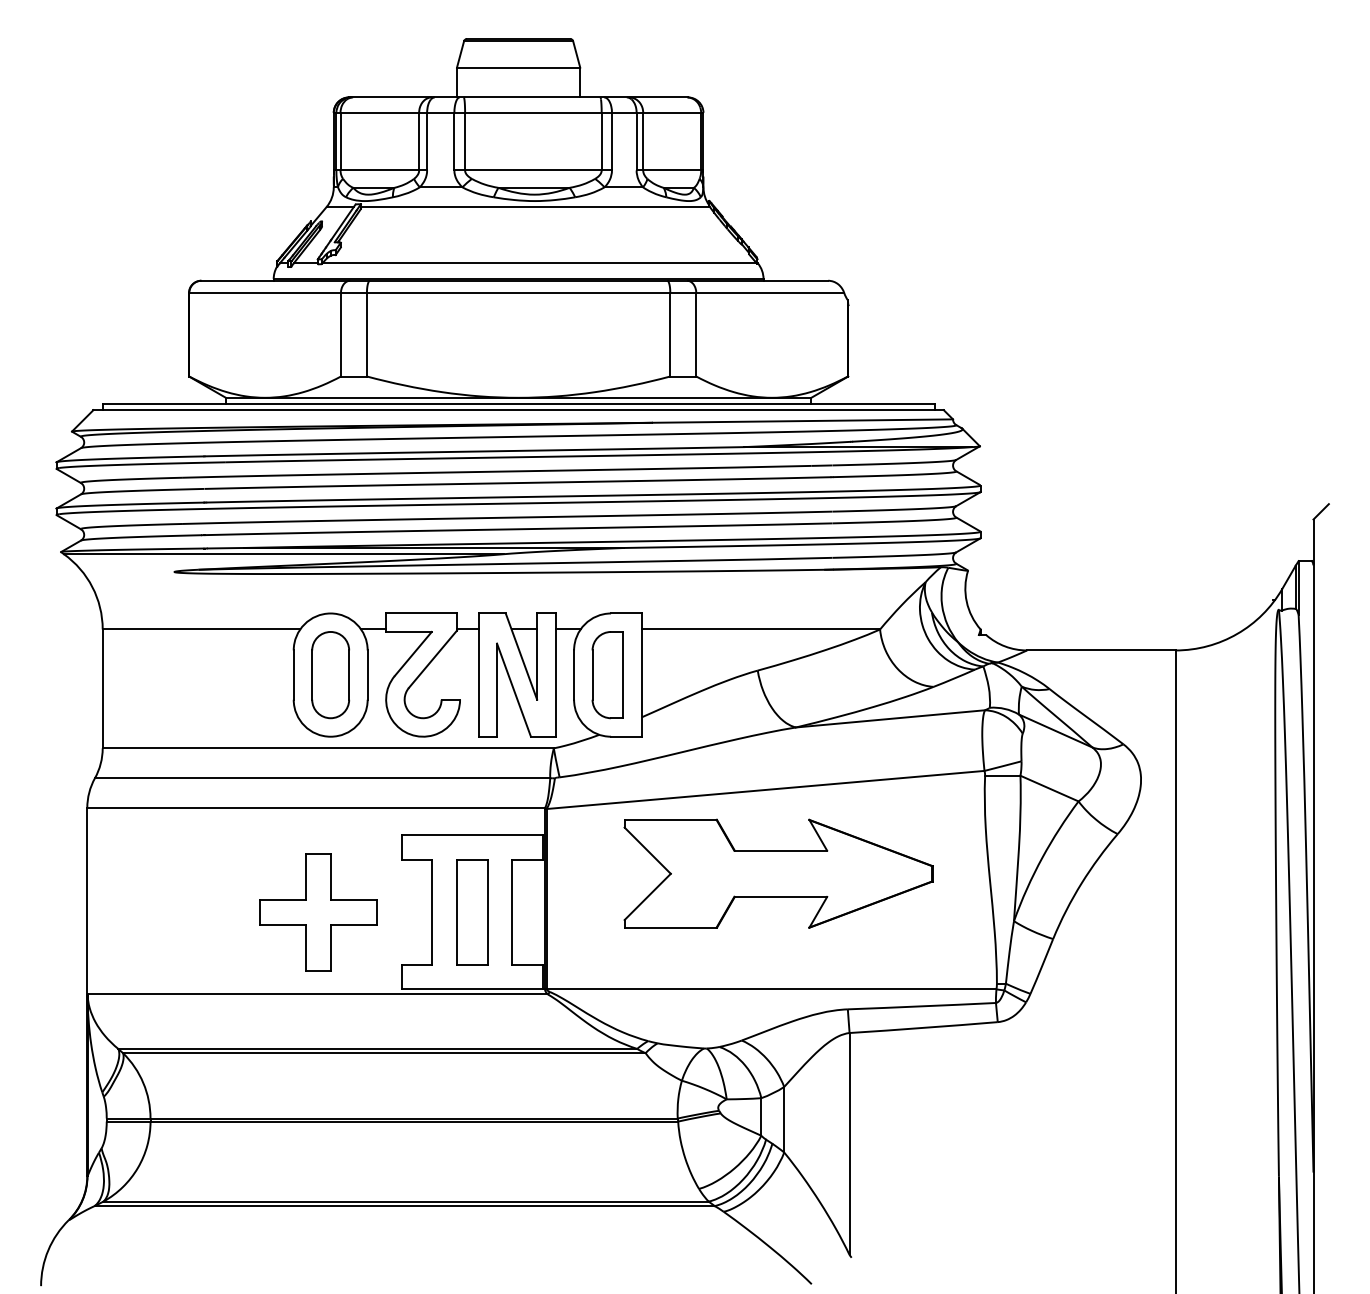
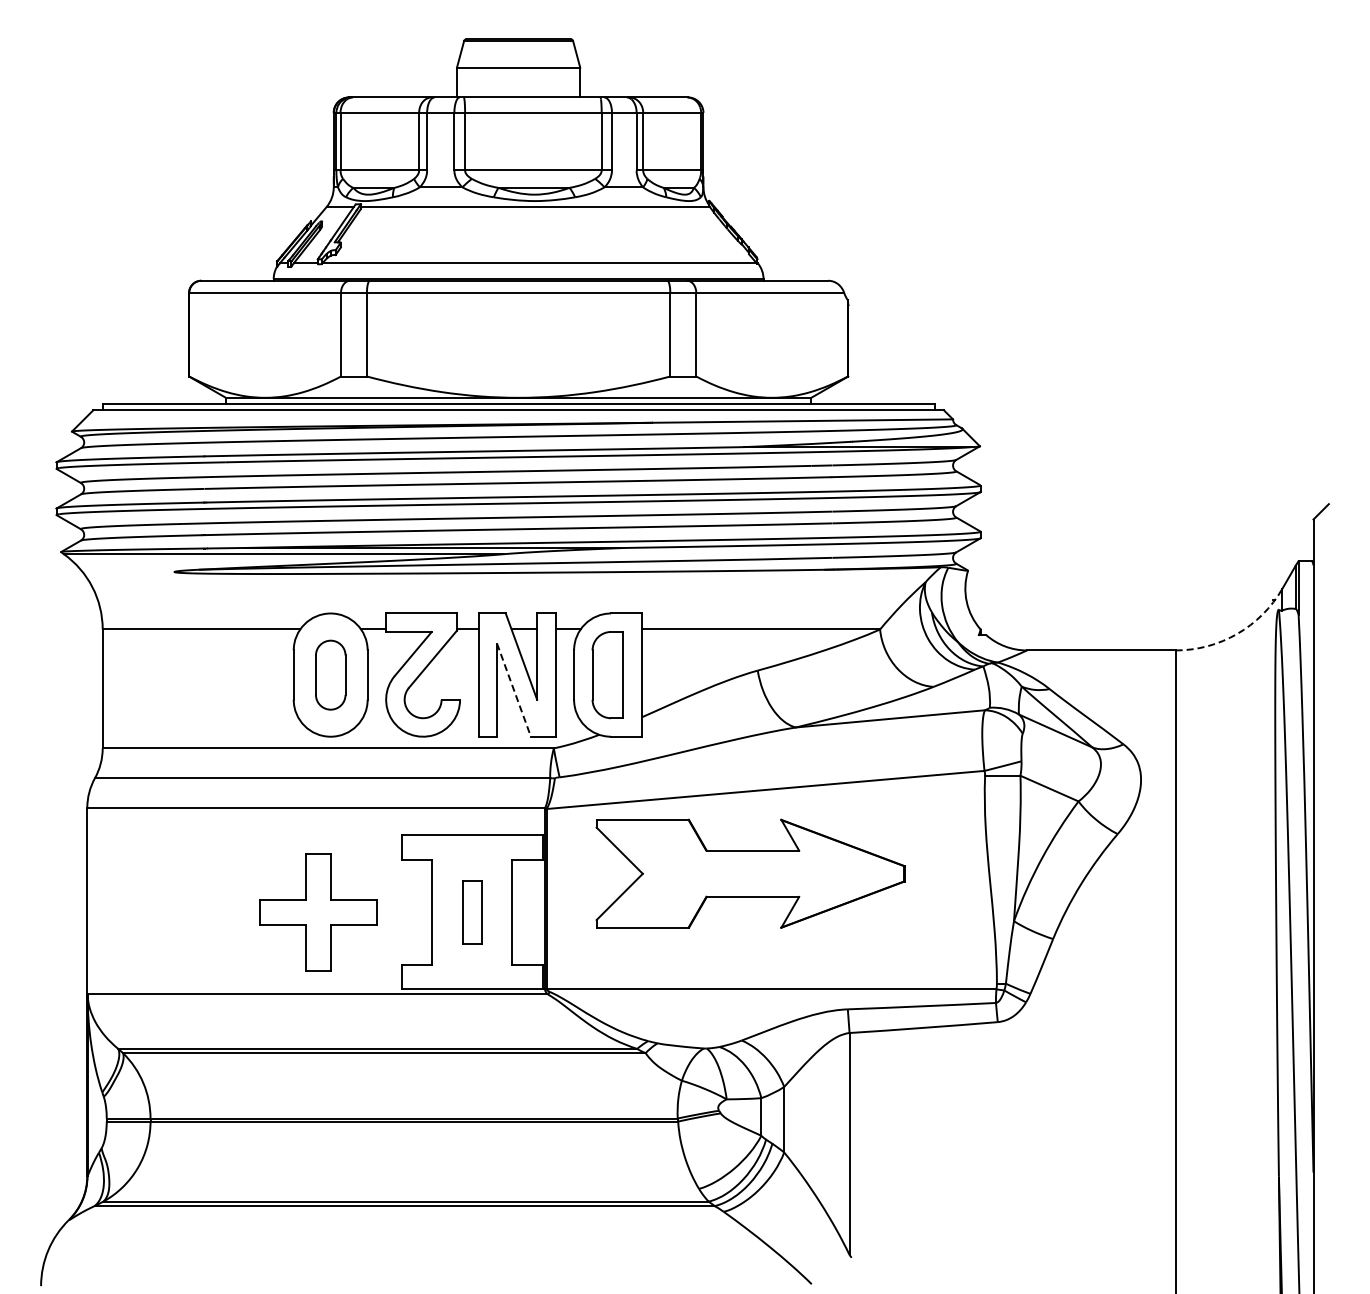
arc: solid -> dashed (1237, 633)
part size: 40x89 px -> 32x72 px (330, 674)
line: solid -> dashed (514, 690)
part position: (778, 873) -> (750, 873) (750, 873)
part size: 33x107 px -> 21x65 px (472, 912)
